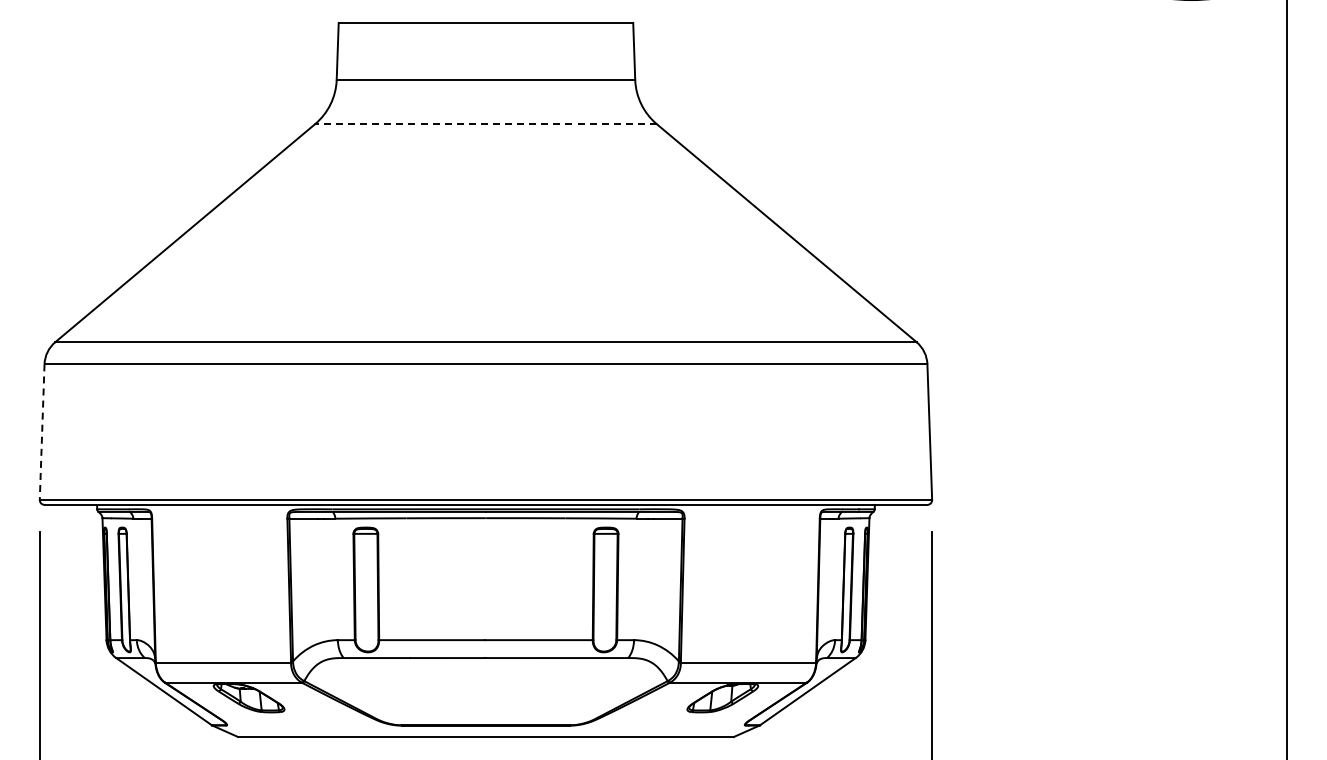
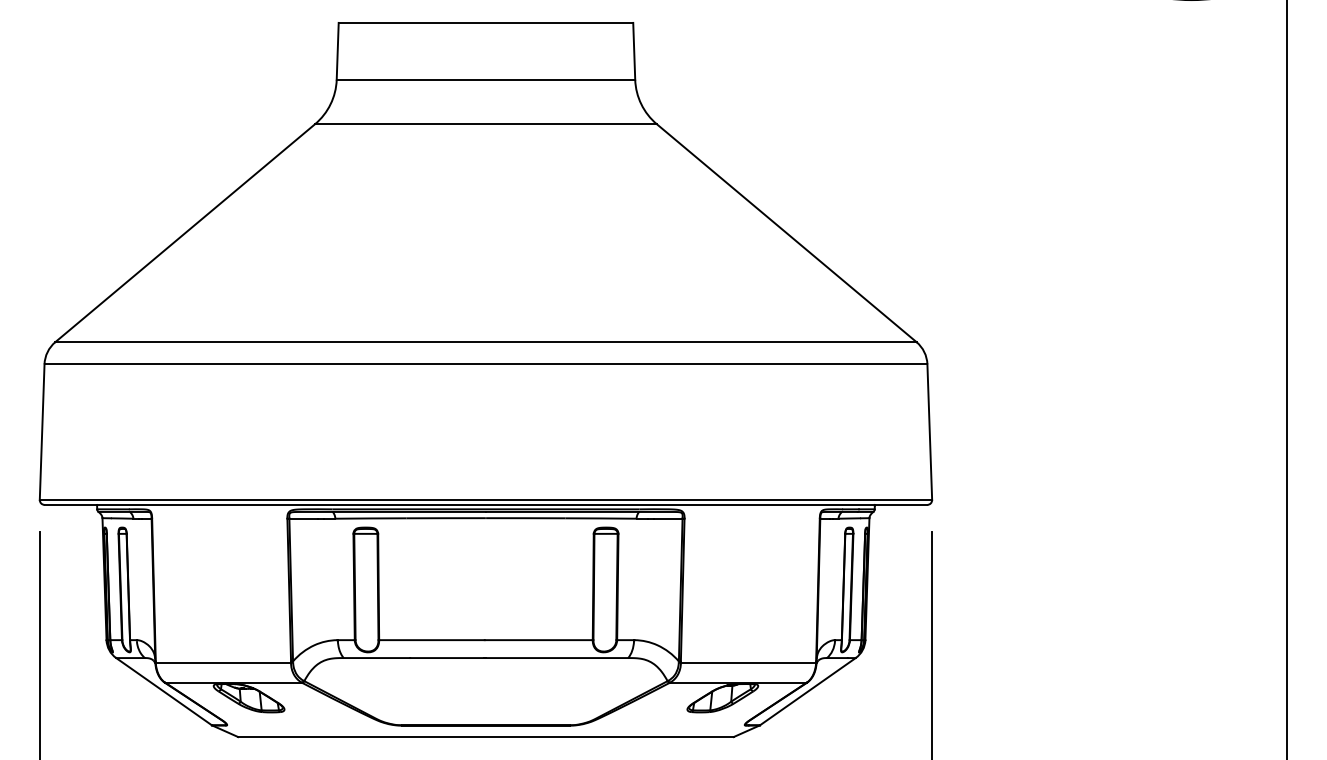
line: dashed -> solid (485, 124)
line: dashed -> solid (42, 432)
